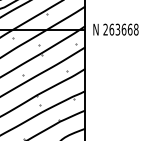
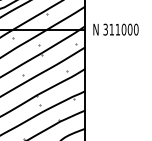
text: 263668 -> 311000 (120, 29)
